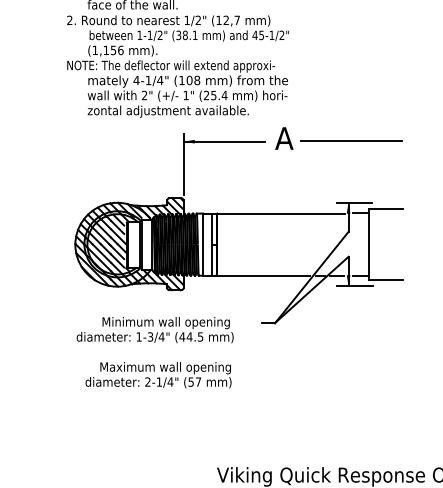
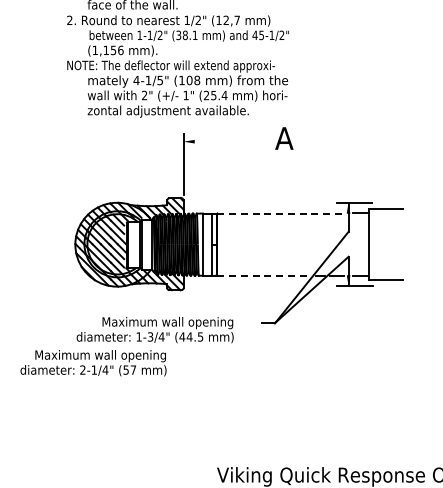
text: 4-1/4" -> 4-1/5" (160, 80)
line: present -> none (224, 141)
line: present -> none (350, 141)
line: solid -> dashed (281, 213)
line: solid -> dashed (264, 275)
text: Minimum wall opening -> Maximum wall opening (172, 323)
text position: (158, 375) -> (93, 363) (93, 363)
